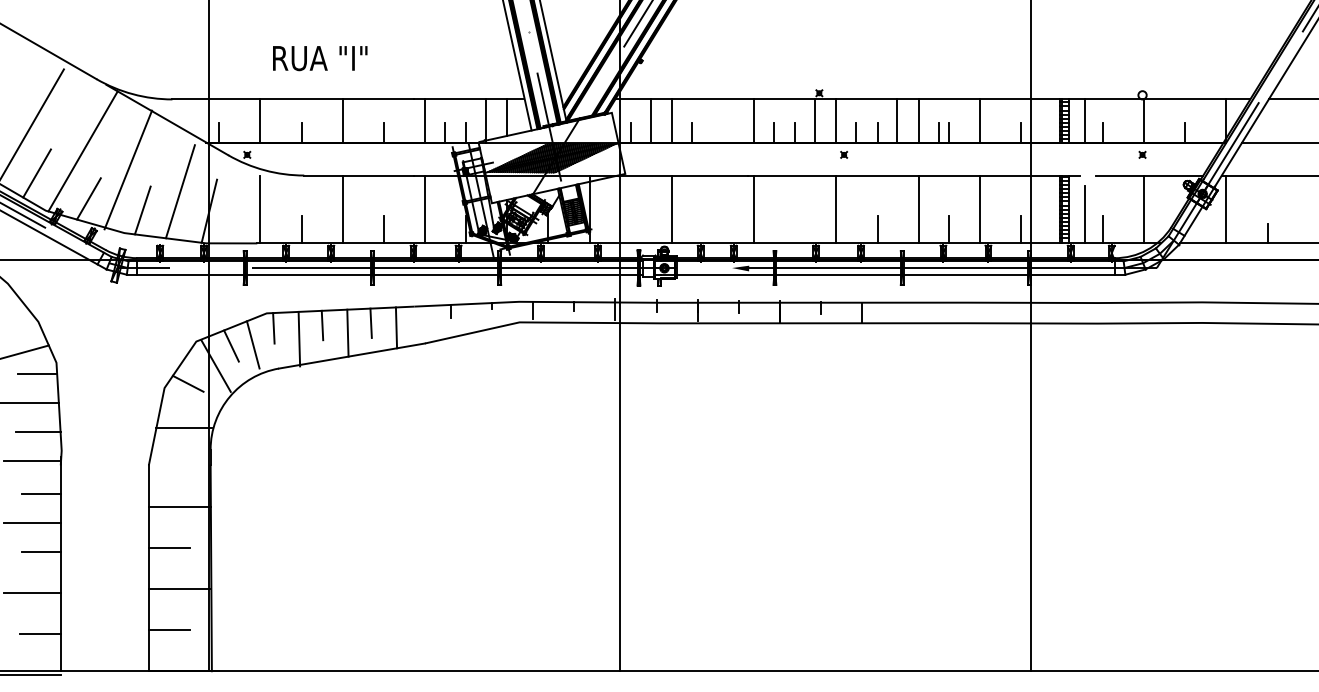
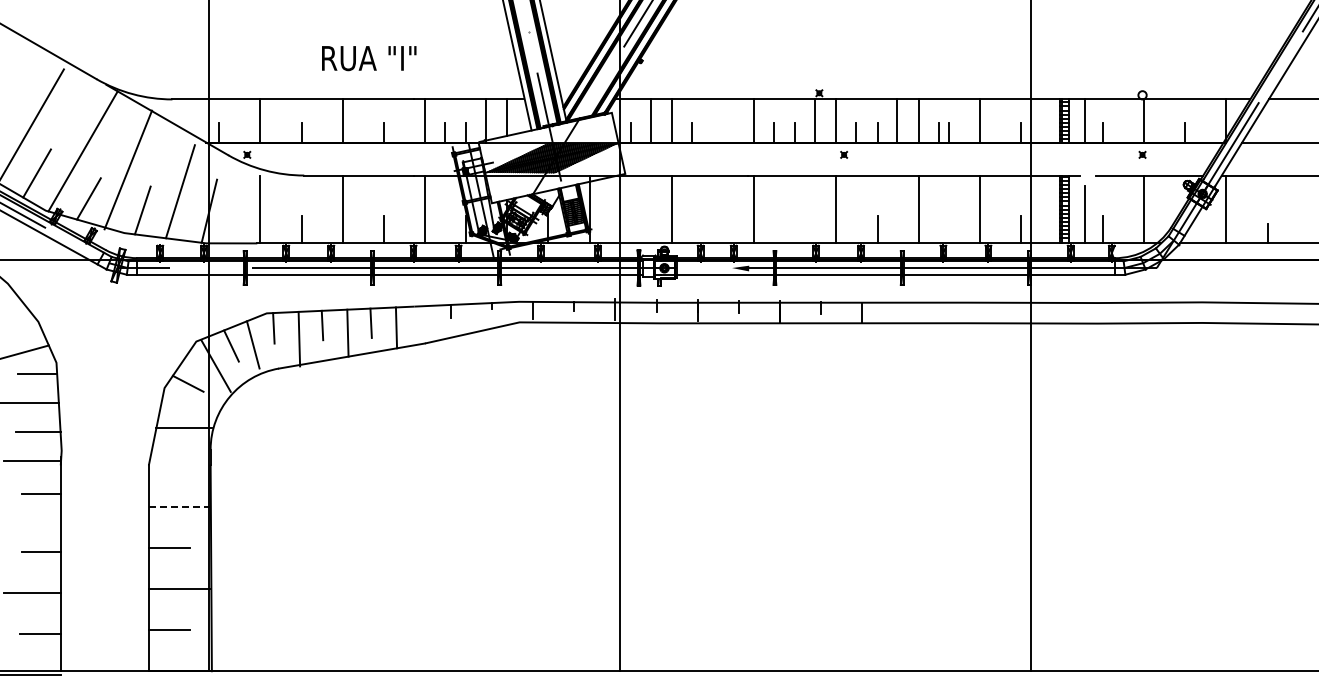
text position: (320, 58) -> (369, 58) (369, 58)
line: present -> none (949, 229)
line: solid -> dashed (180, 506)
line: present -> none (31, 523)
